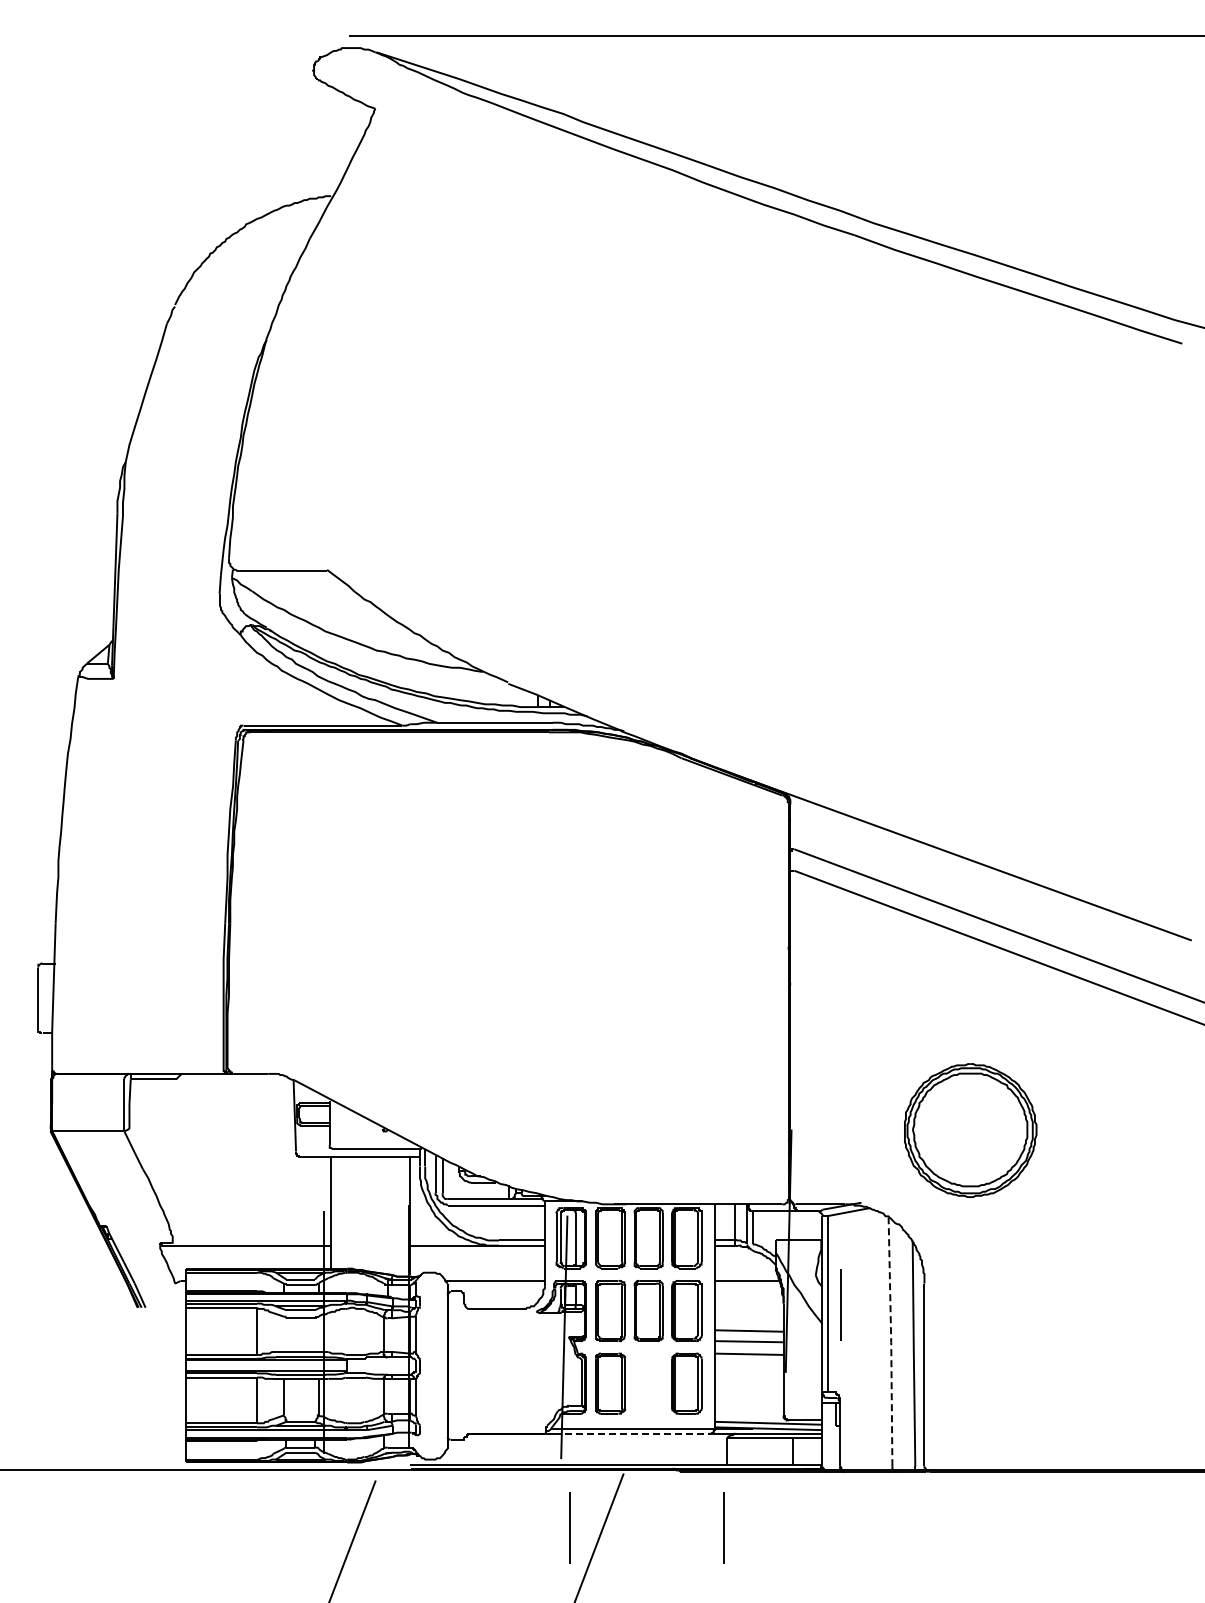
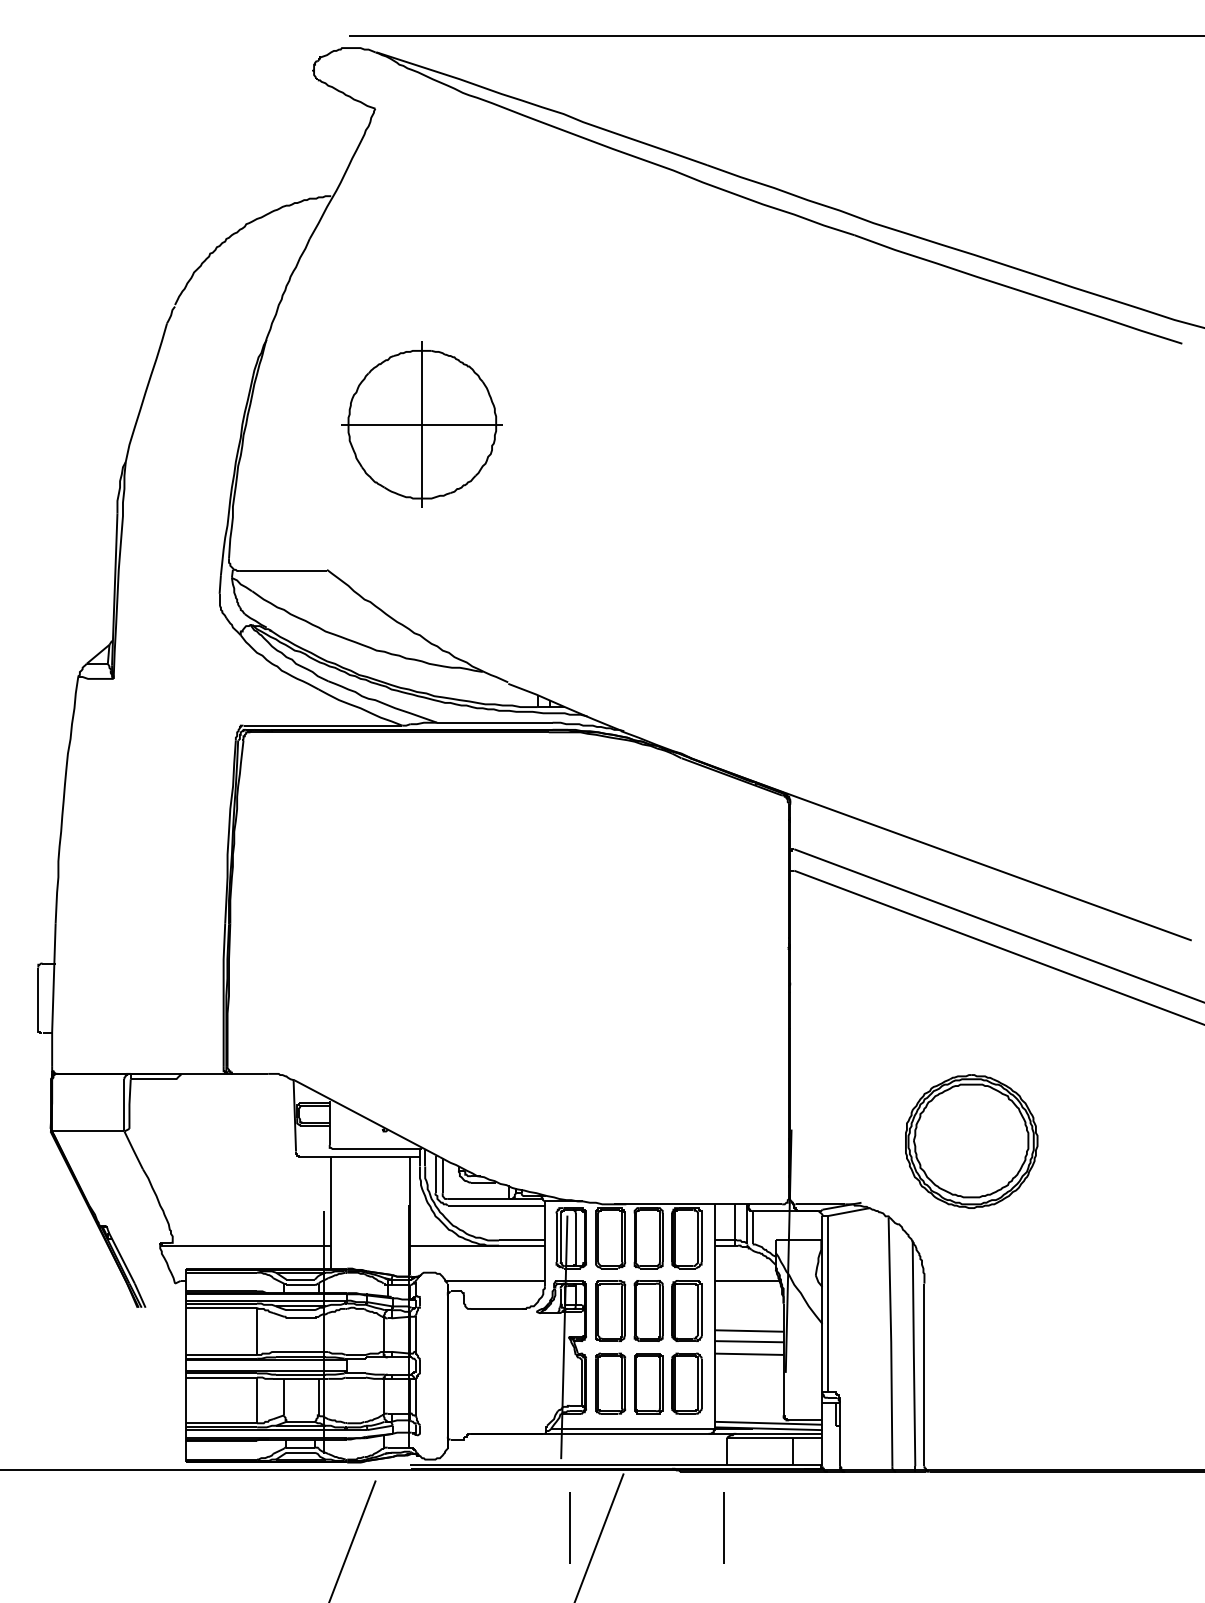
part: none -> present (421, 424)
part position: (970, 1130) -> (971, 1141) (971, 1141)
line: present -> none (840, 1304)
line: dashed -> solid (891, 1342)
part: none -> present (648, 1383)
line: dashed -> solid (631, 1433)
